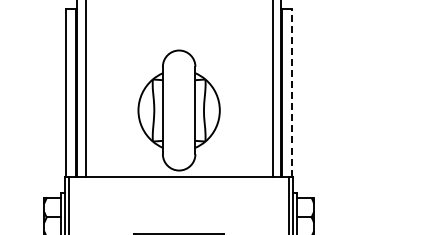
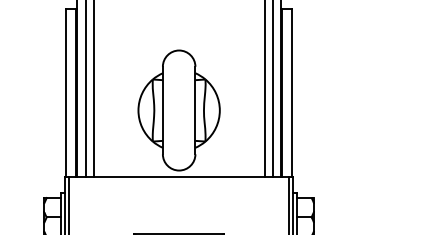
line: none -> present (93, 89)
line: none -> present (264, 89)
line: dashed -> solid (292, 92)
